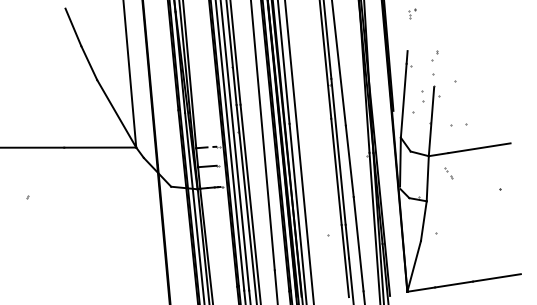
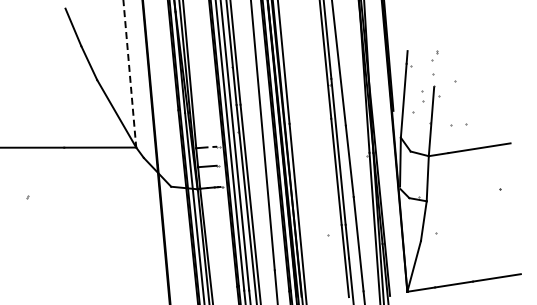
part: present -> none (412, 13)
line: solid -> dashed (129, 73)
line: present -> none (299, 151)
part: present -> none (448, 173)
